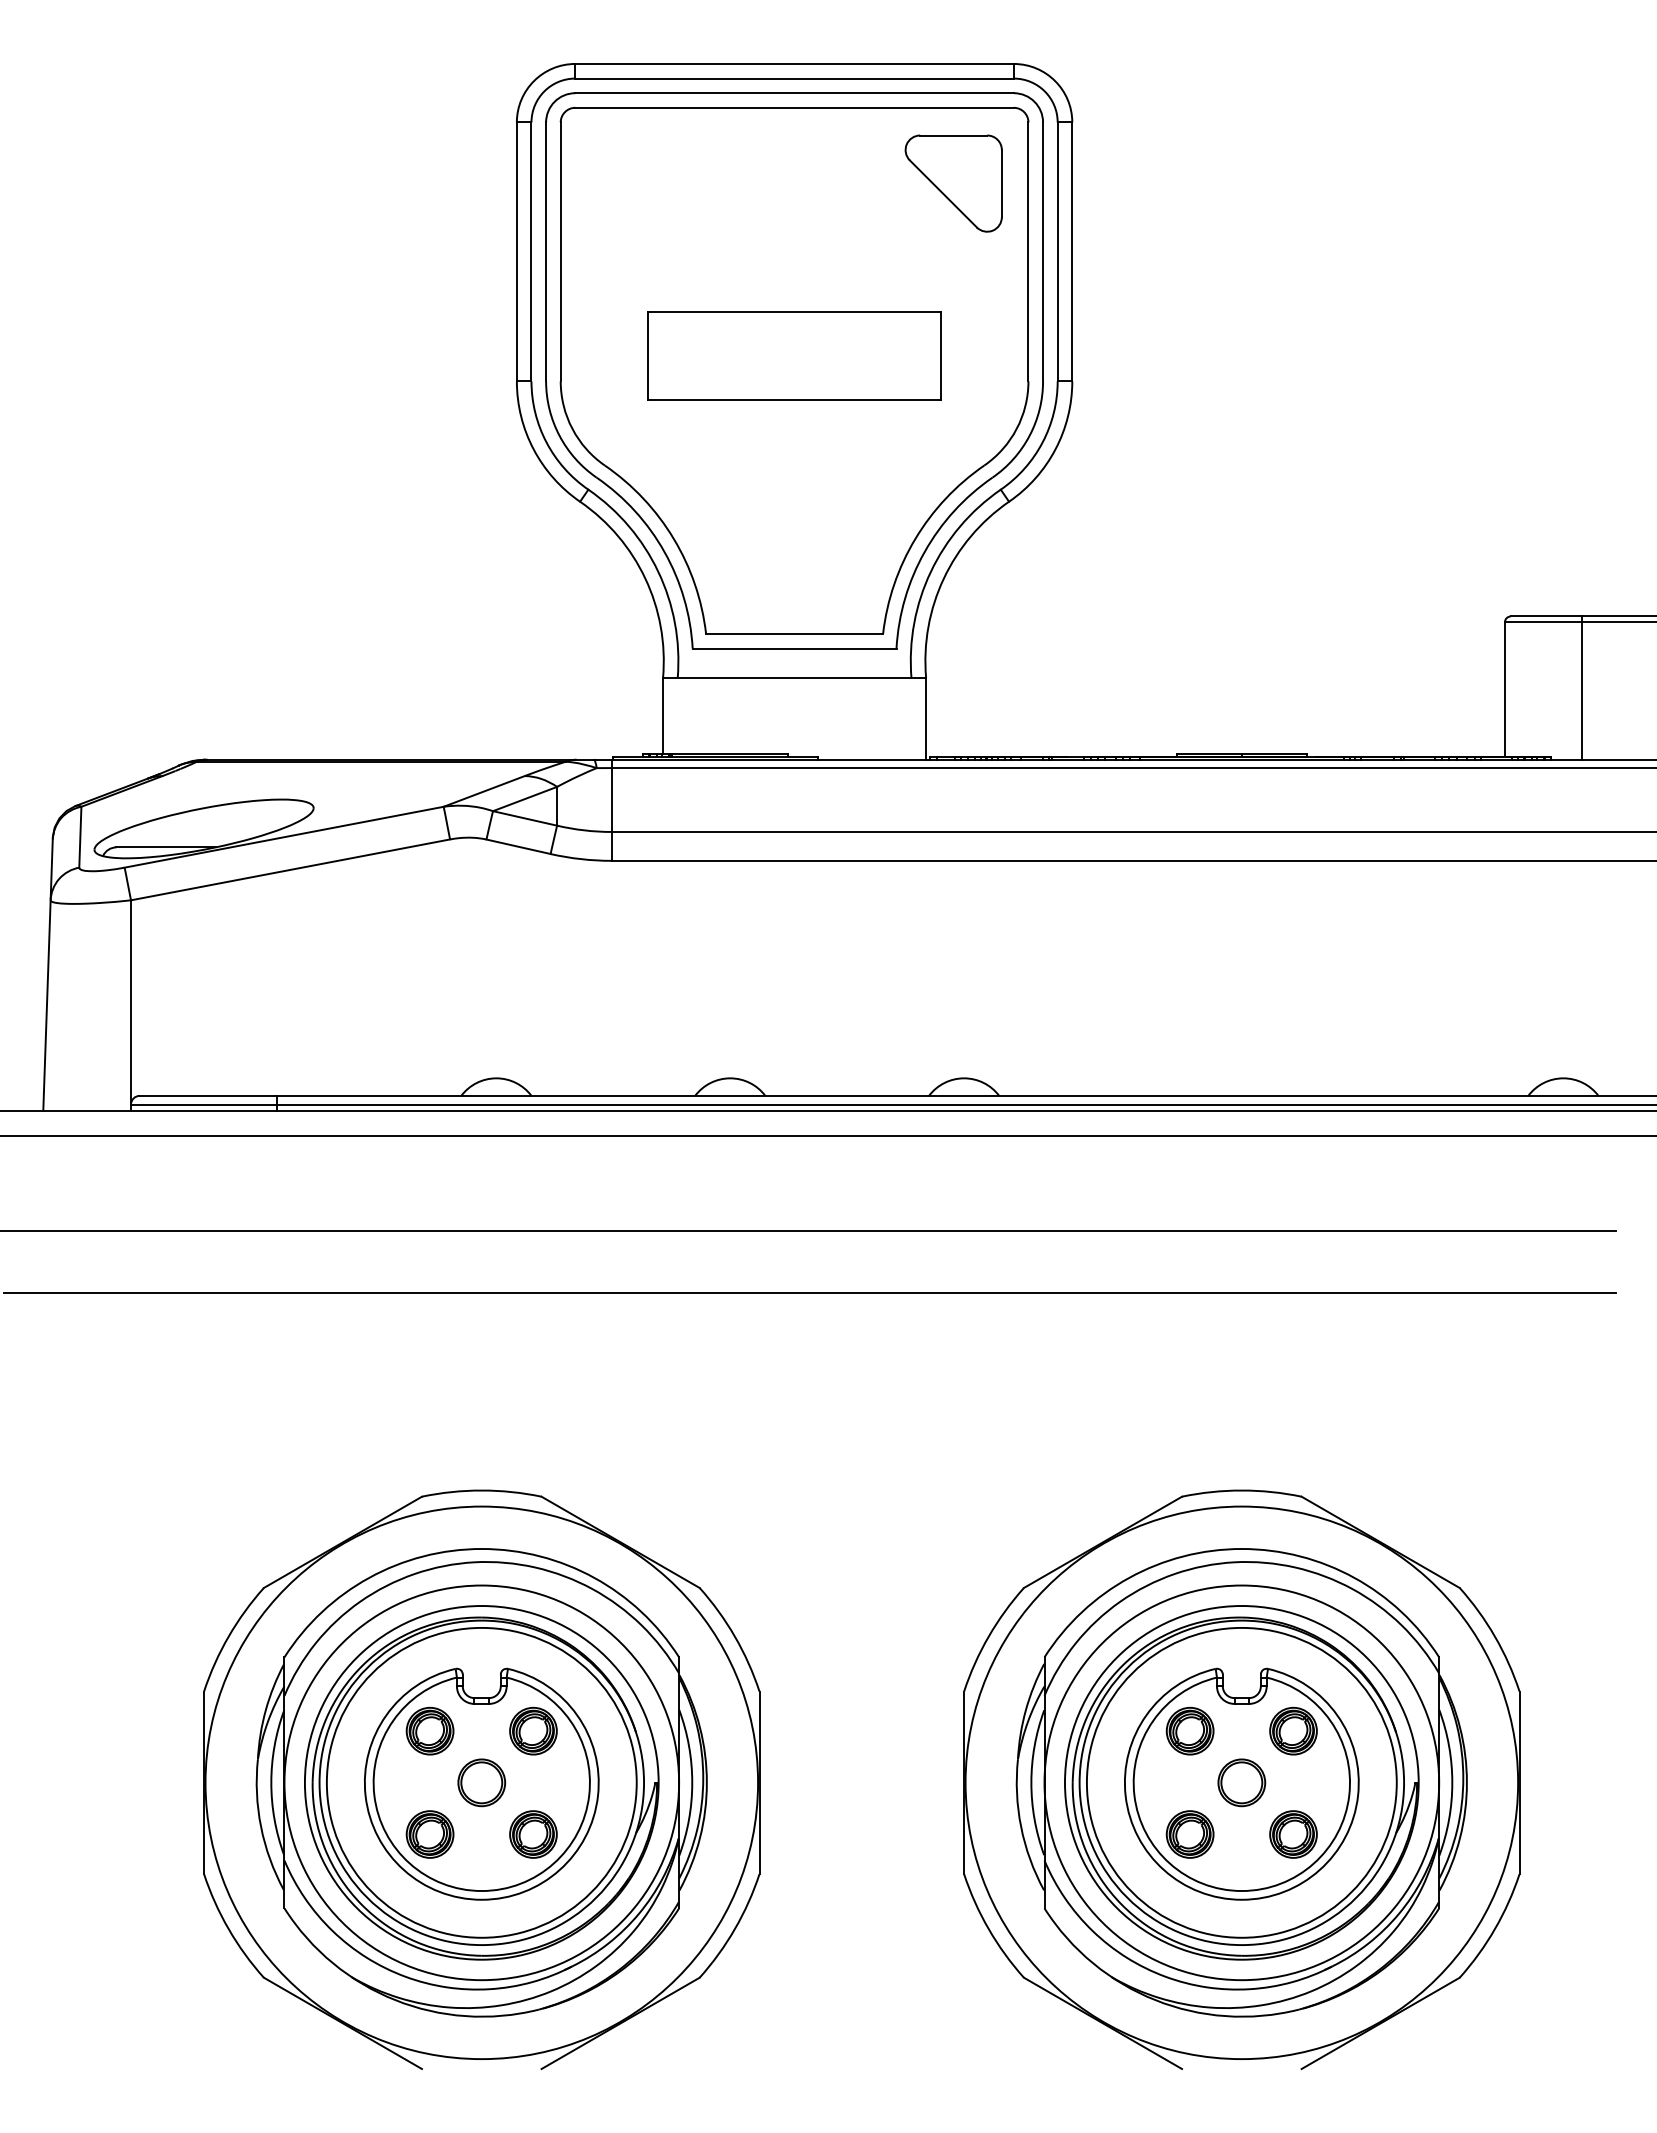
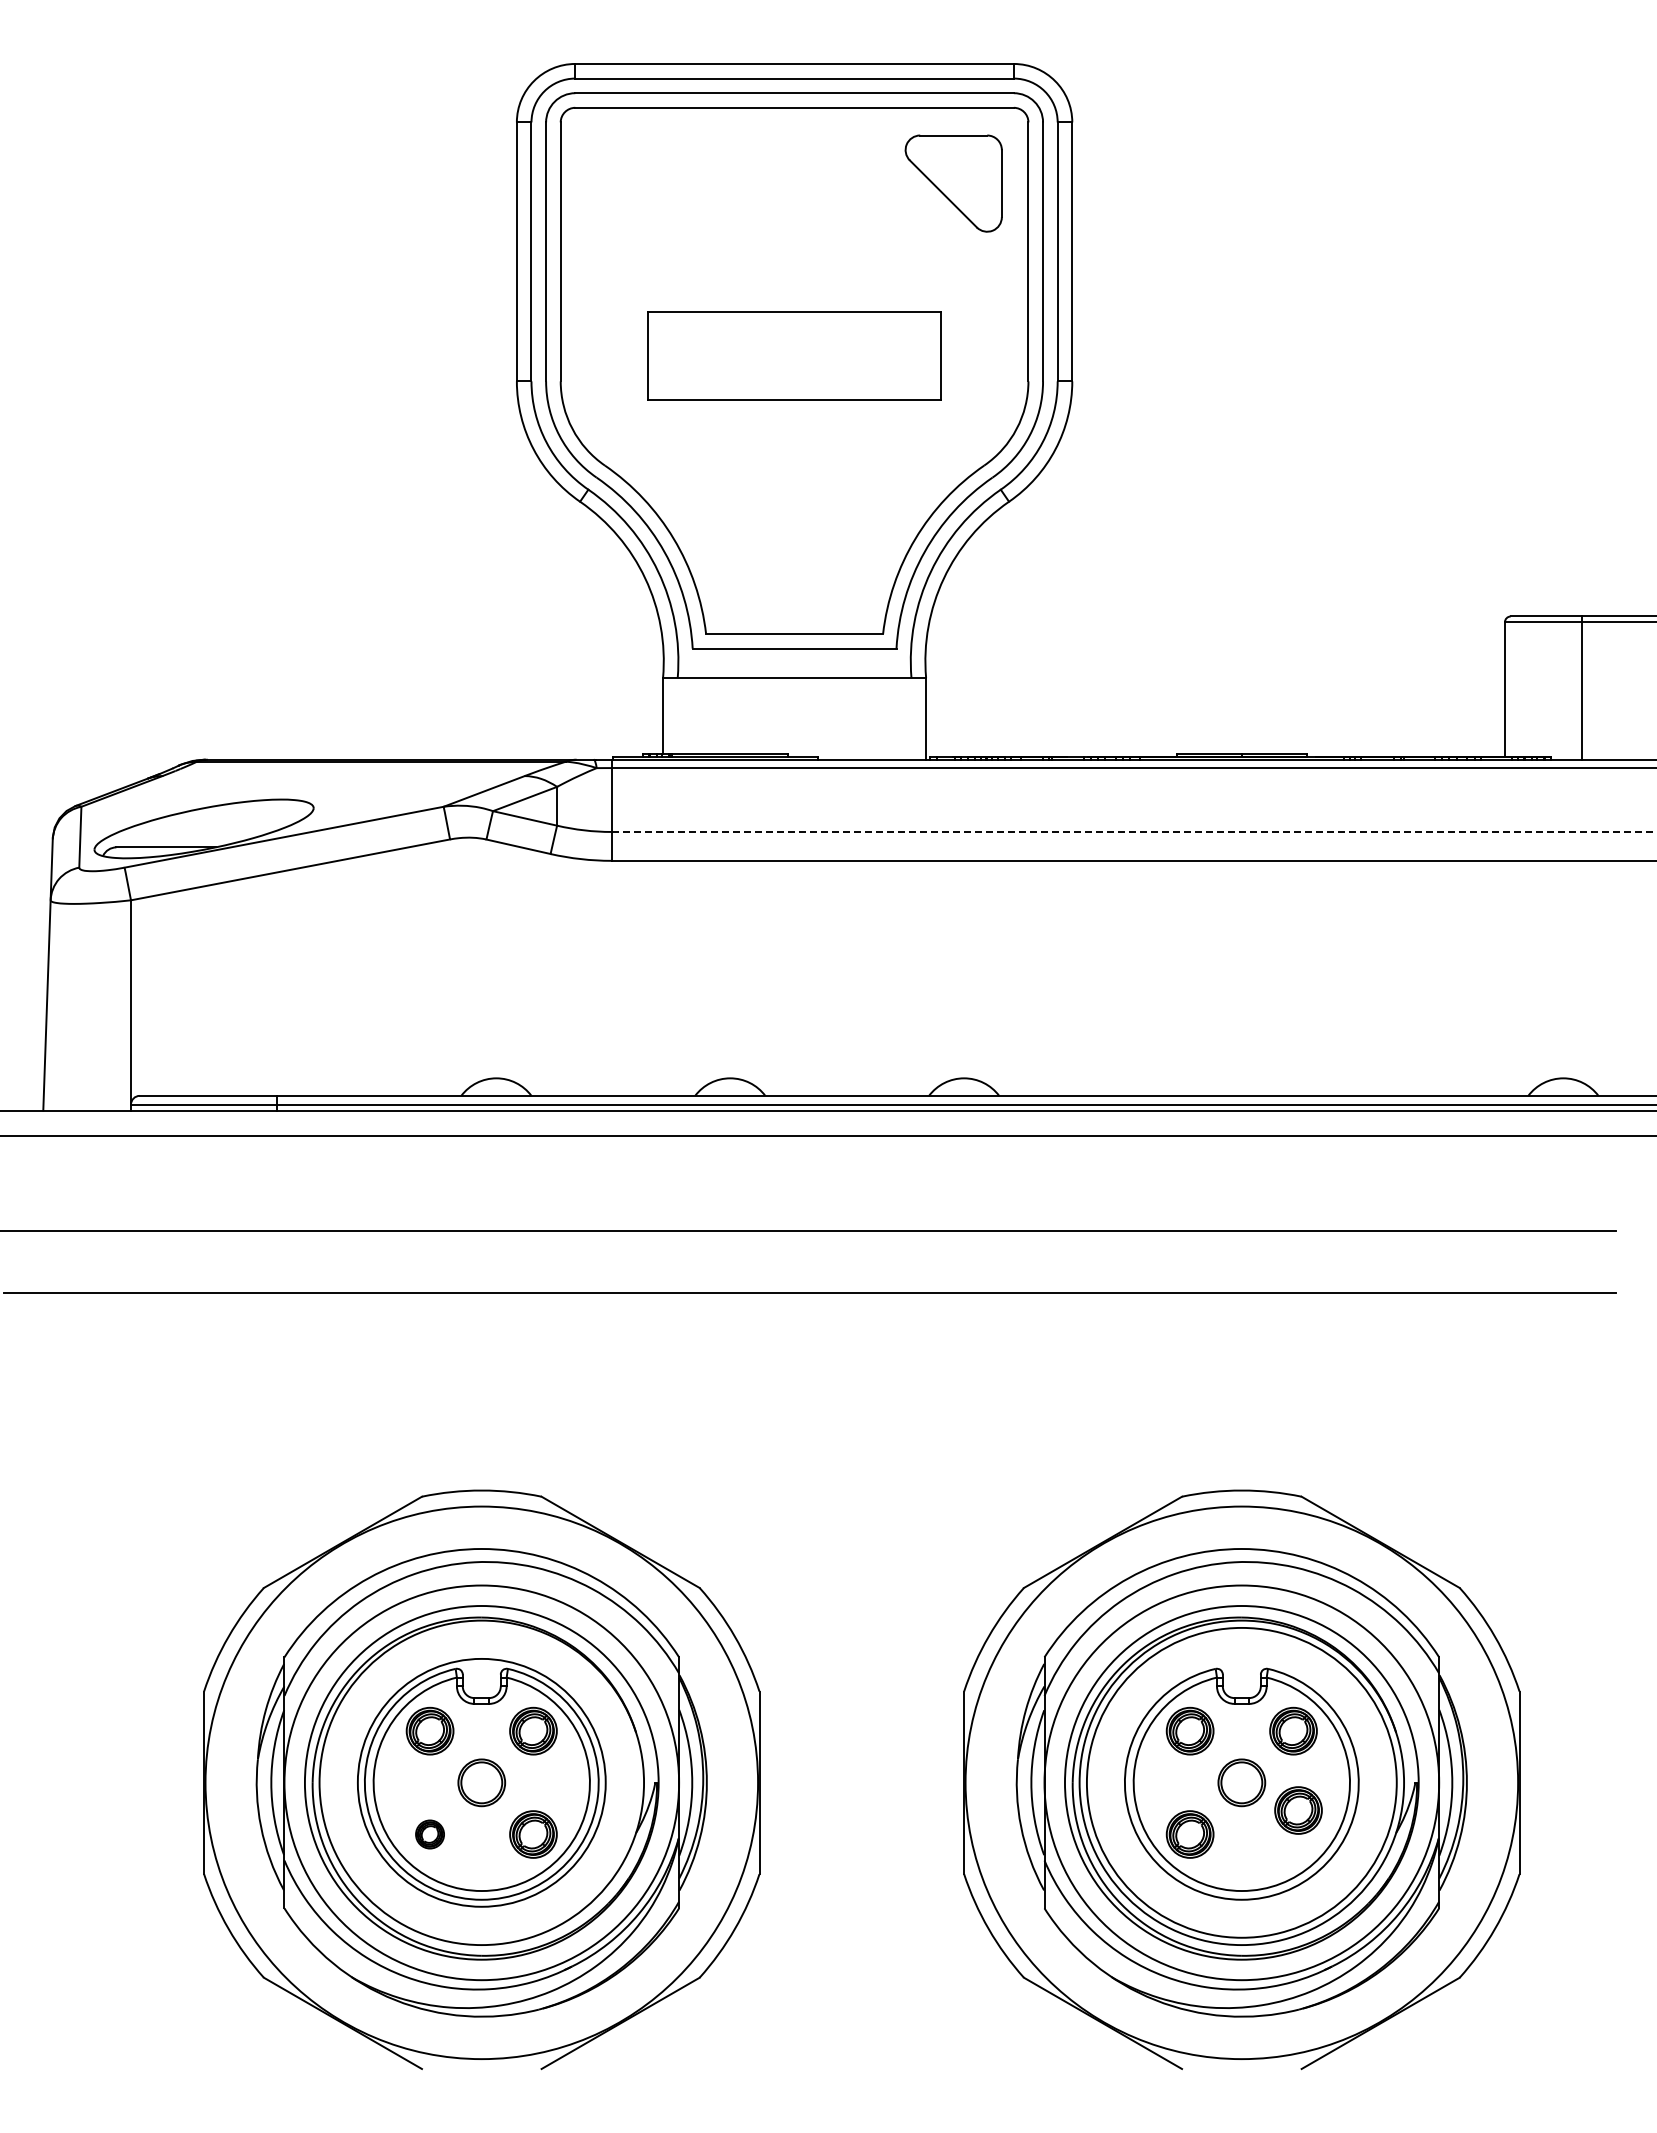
line: solid -> dashed (1134, 831)
circle diameter: 310 px -> 248 px (481, 1782)
part size: 50x49 px -> 30x31 px (429, 1834)
part position: (1293, 1834) -> (1298, 1810) (1298, 1810)
